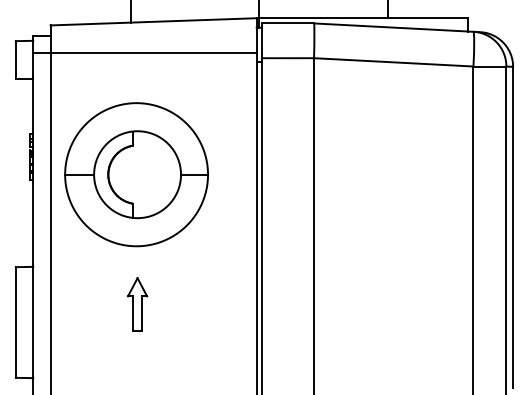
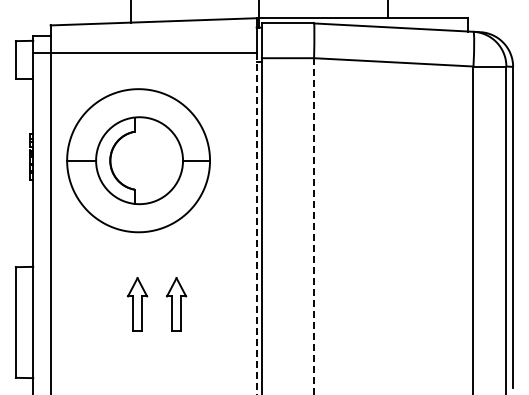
part position: (136, 174) -> (138, 160) (138, 160)
line: solid -> dashed (256, 223)
line: solid -> dashed (314, 226)
part: none -> present (176, 304)
